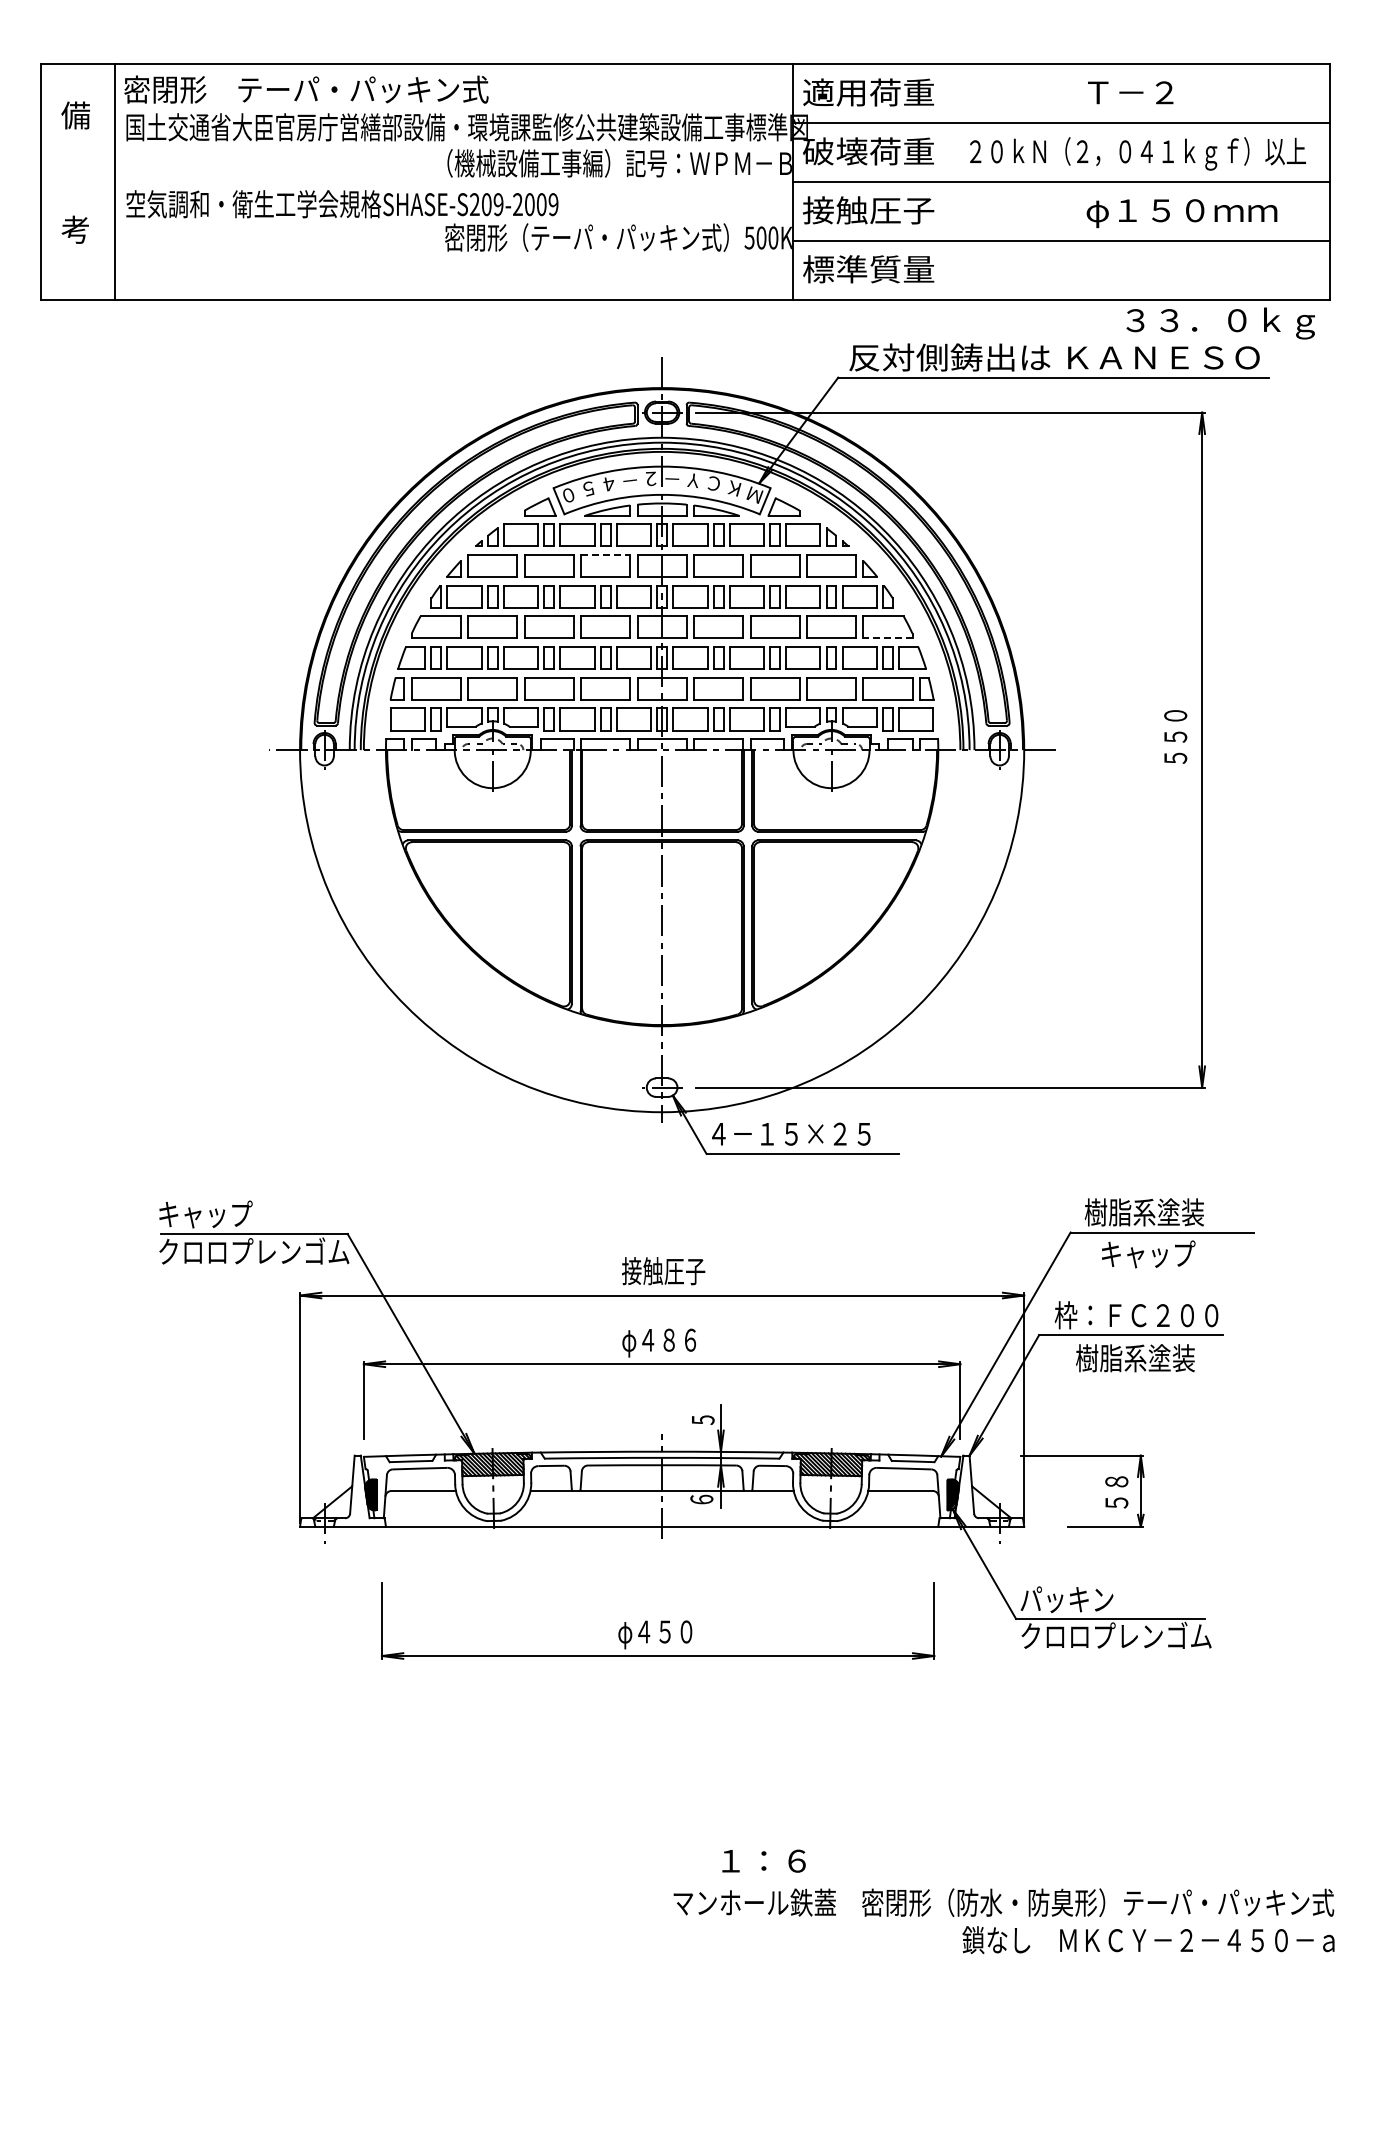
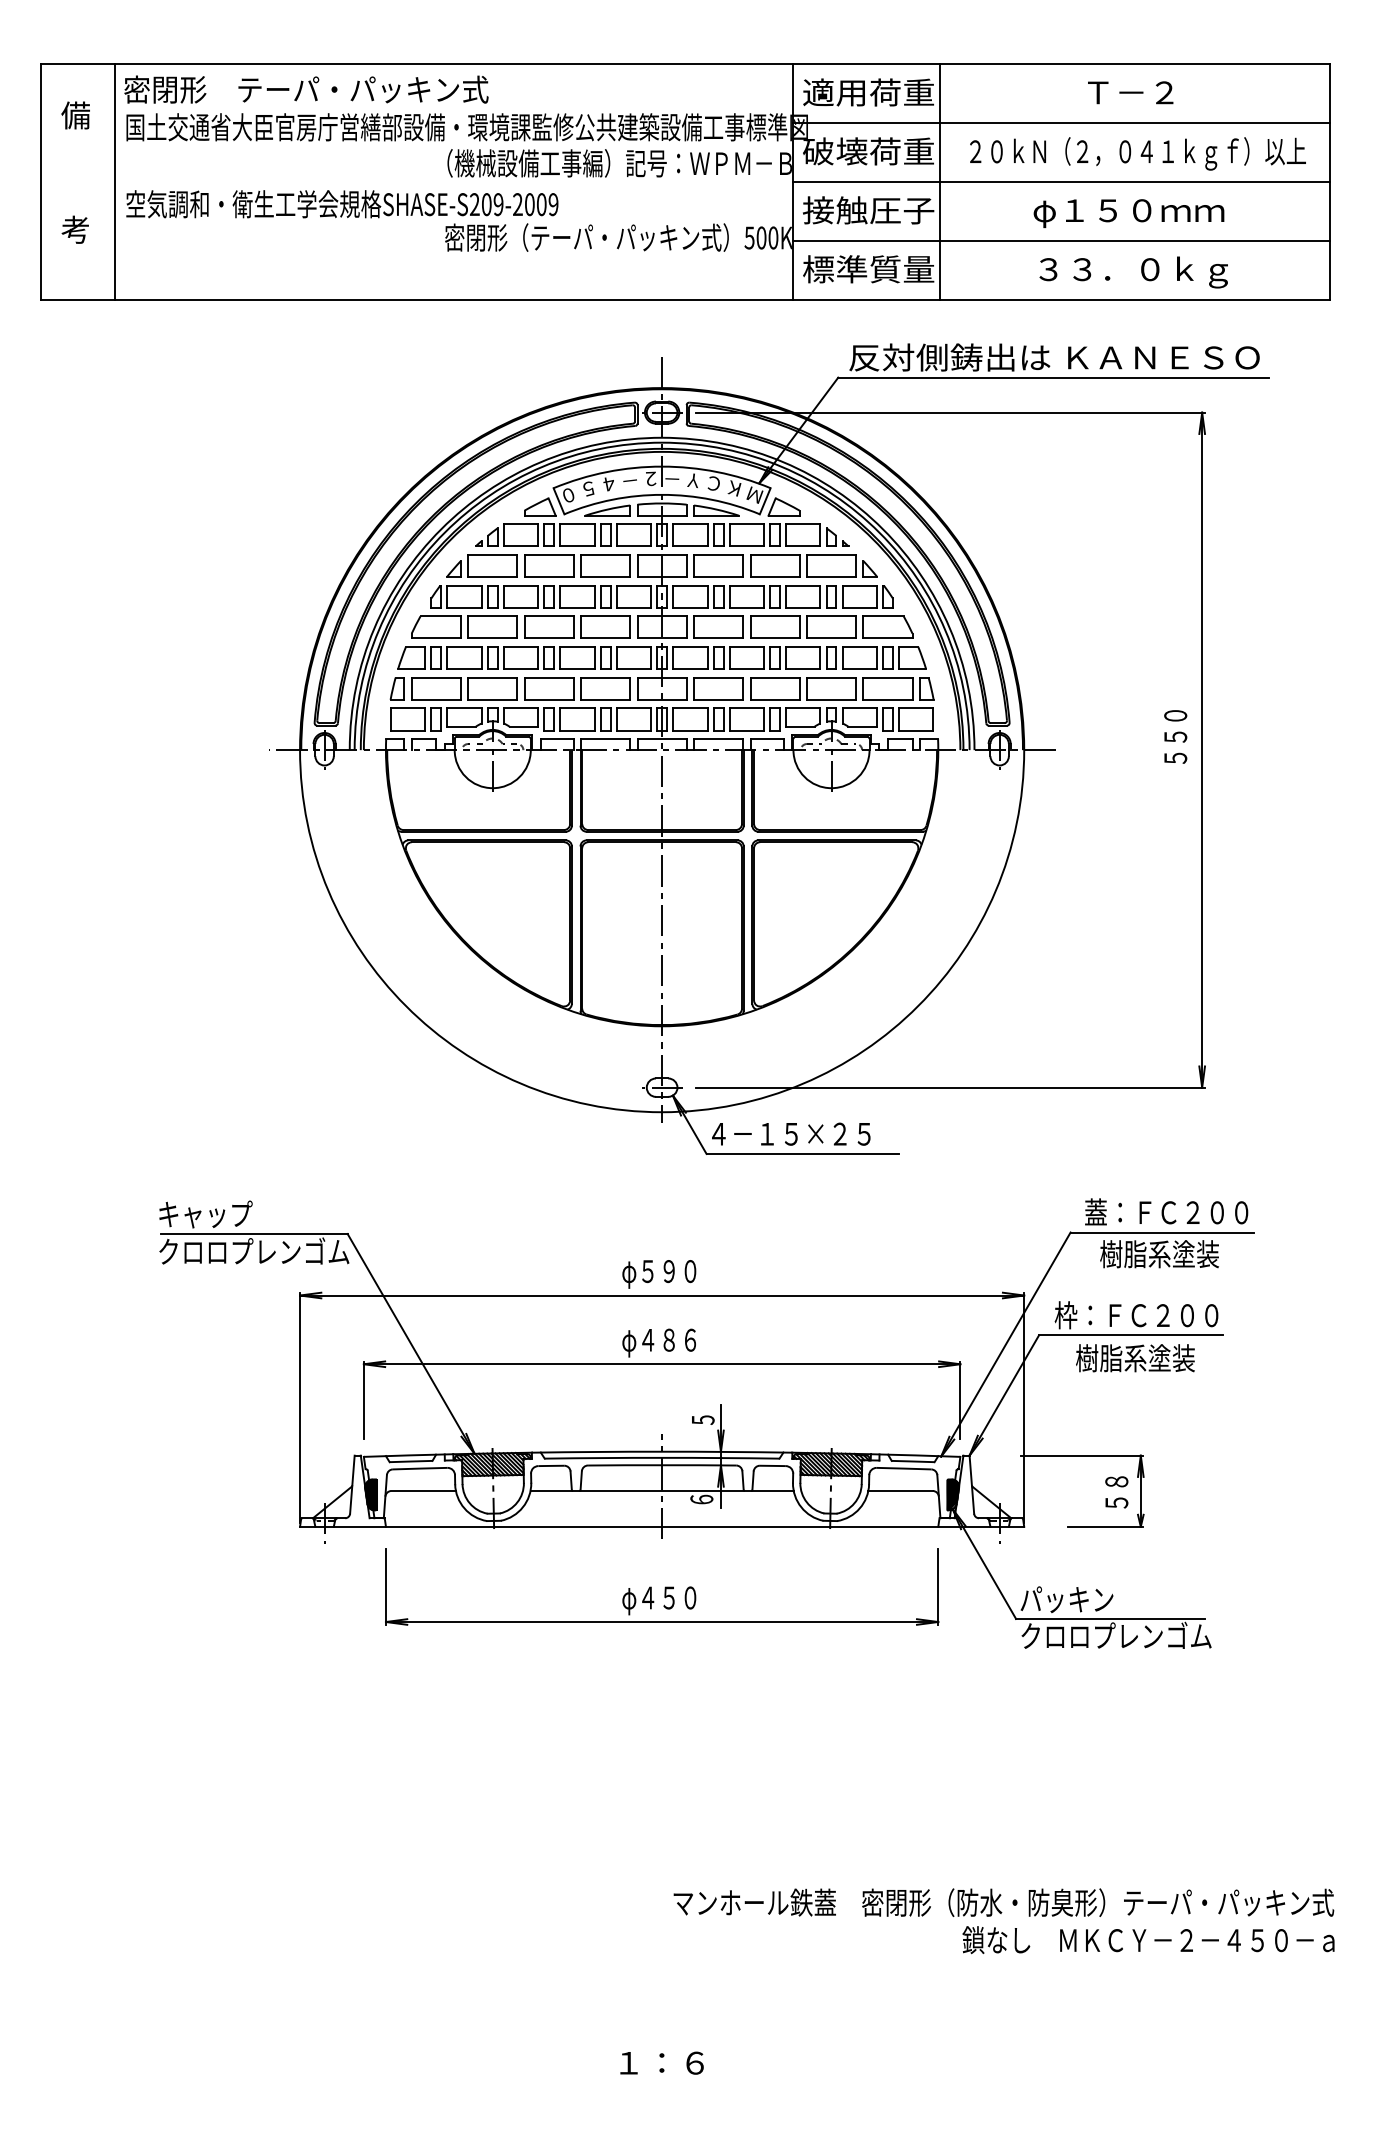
line: none -> present (939, 181)
text position: (1181, 213) -> (1128, 213) (1128, 213)
text position: (1220, 323) -> (1133, 272) (1133, 272)
line: dashed -> solid (605, 555)
line: dashed -> solid (887, 638)
text: 樹脂系塗装 -> 蓋：ＦＣ２００ (1166, 1212)
text: キャップ -> 樹脂系塗装 (1159, 1254)
text: 接触圧子 -> φ５９０ (663, 1272)
part position: (658, 1620) -> (662, 1586) (662, 1586)
text position: (763, 1860) -> (661, 2062) (661, 2062)
